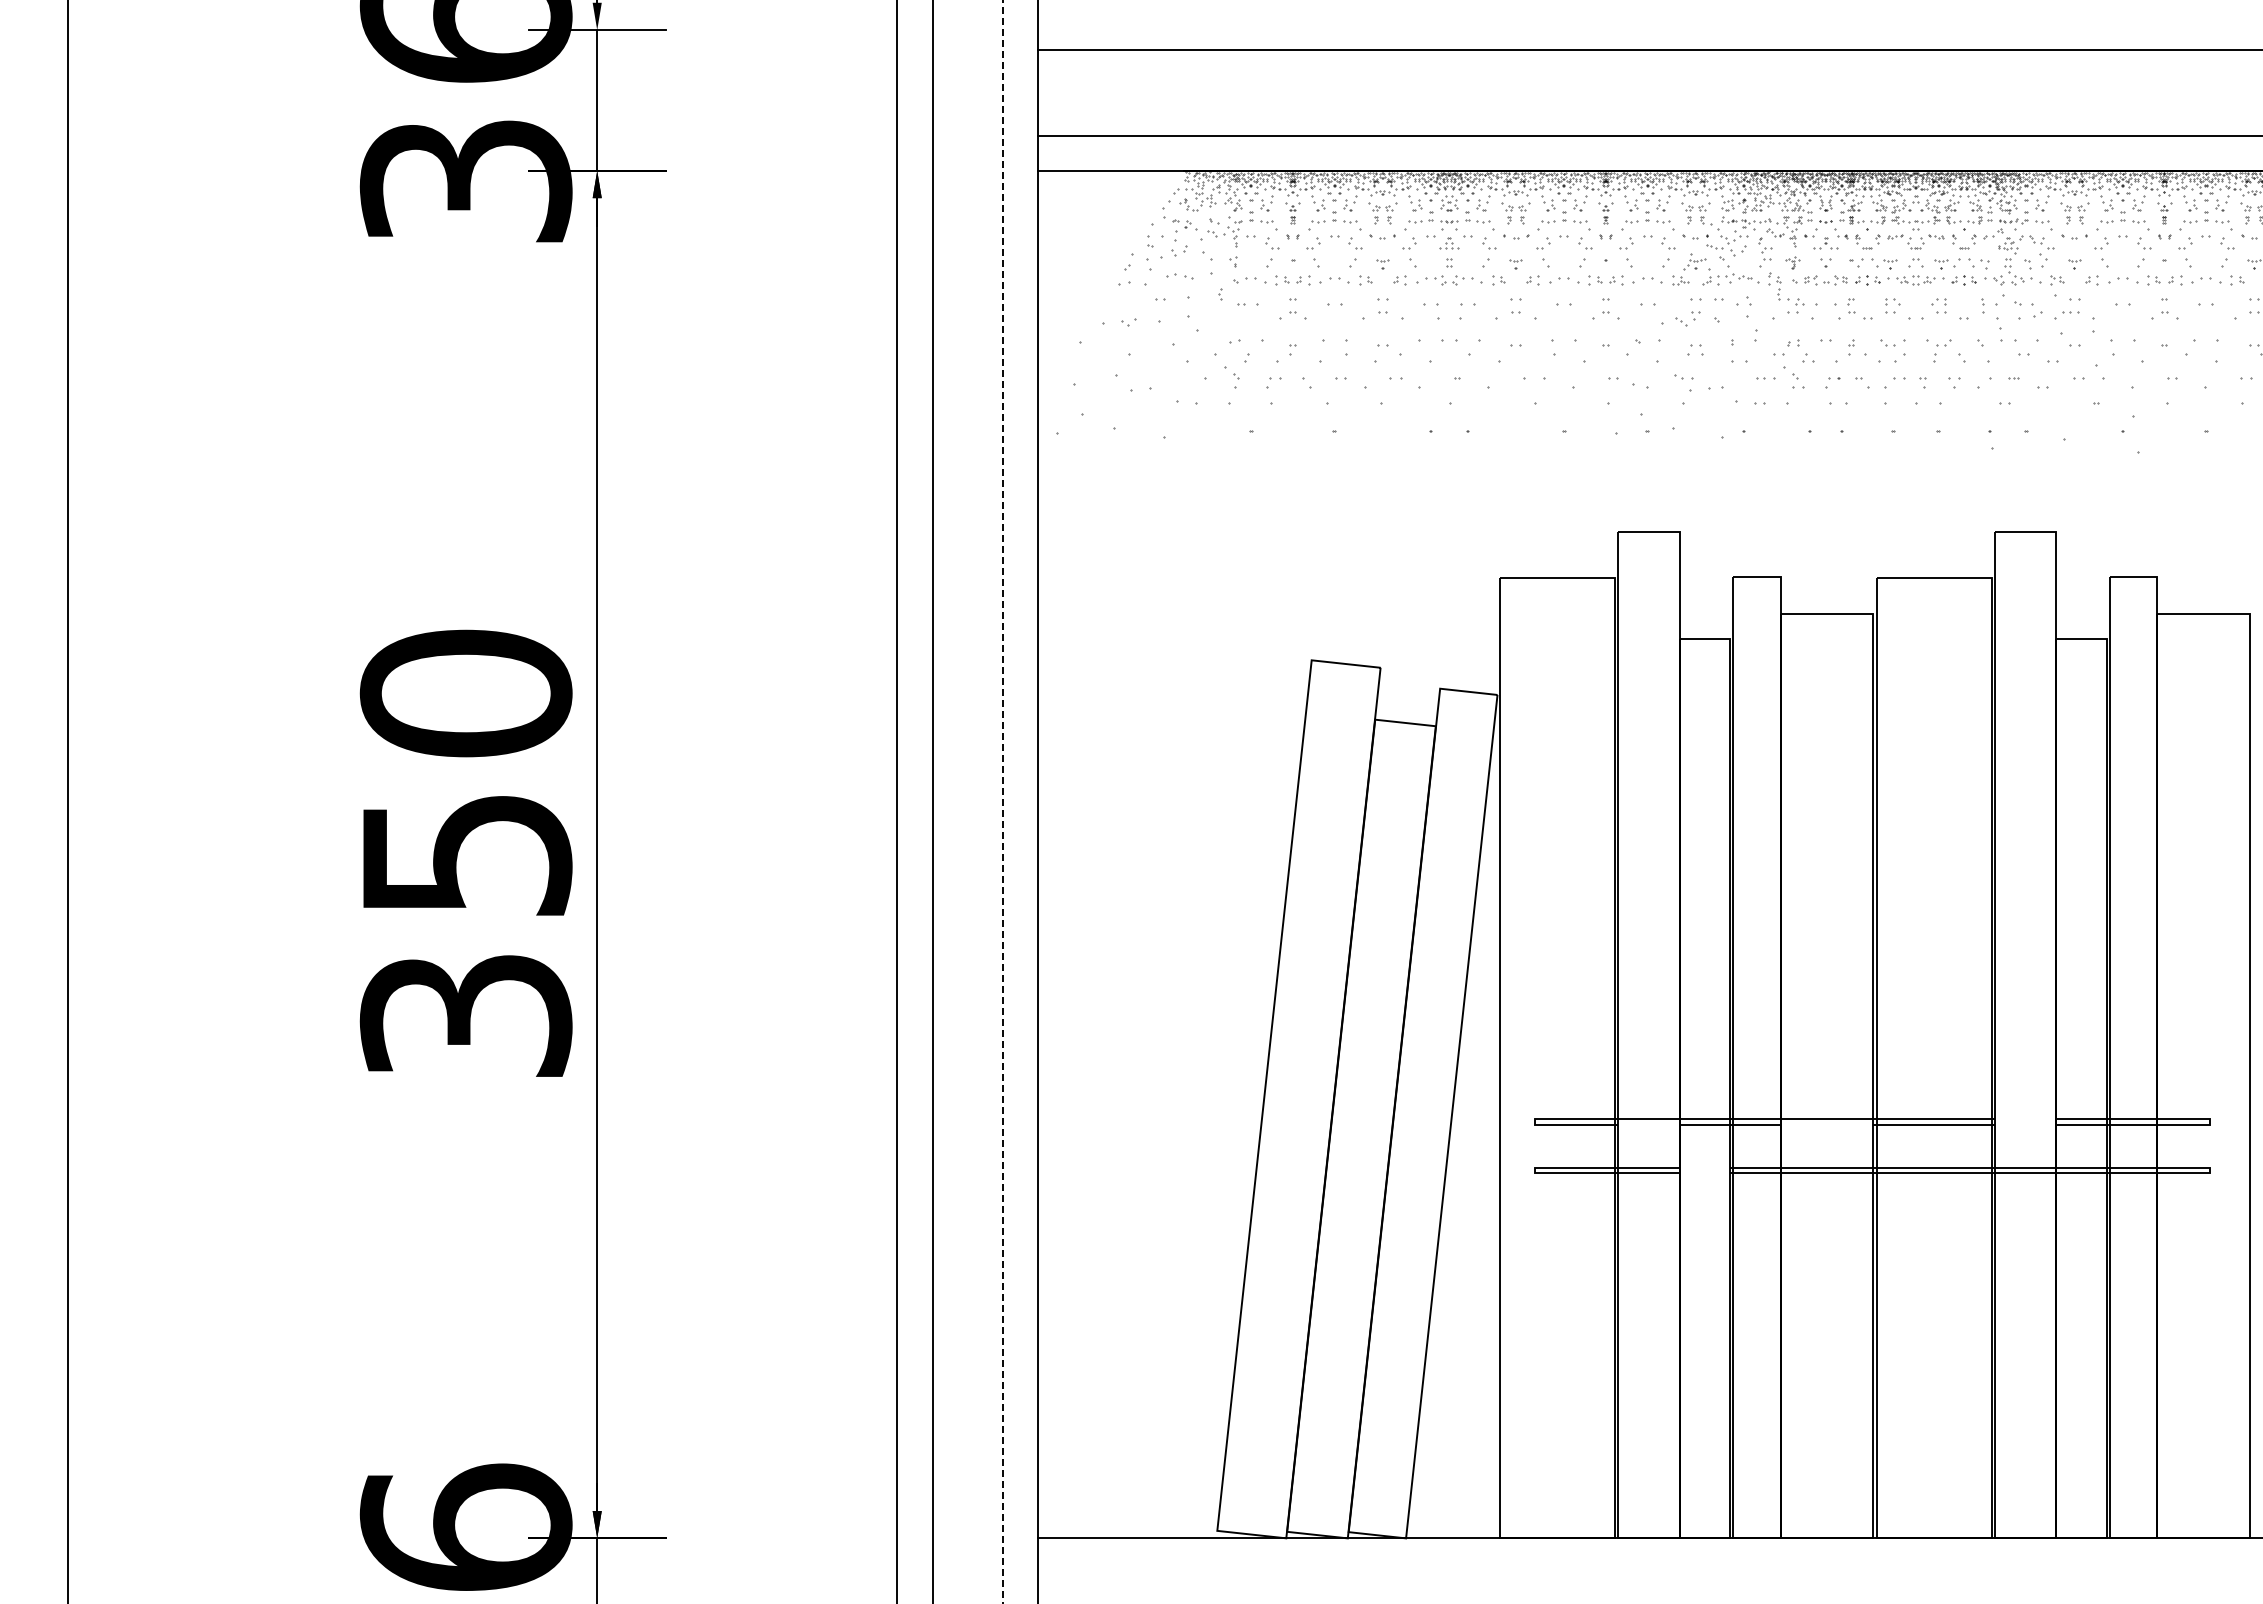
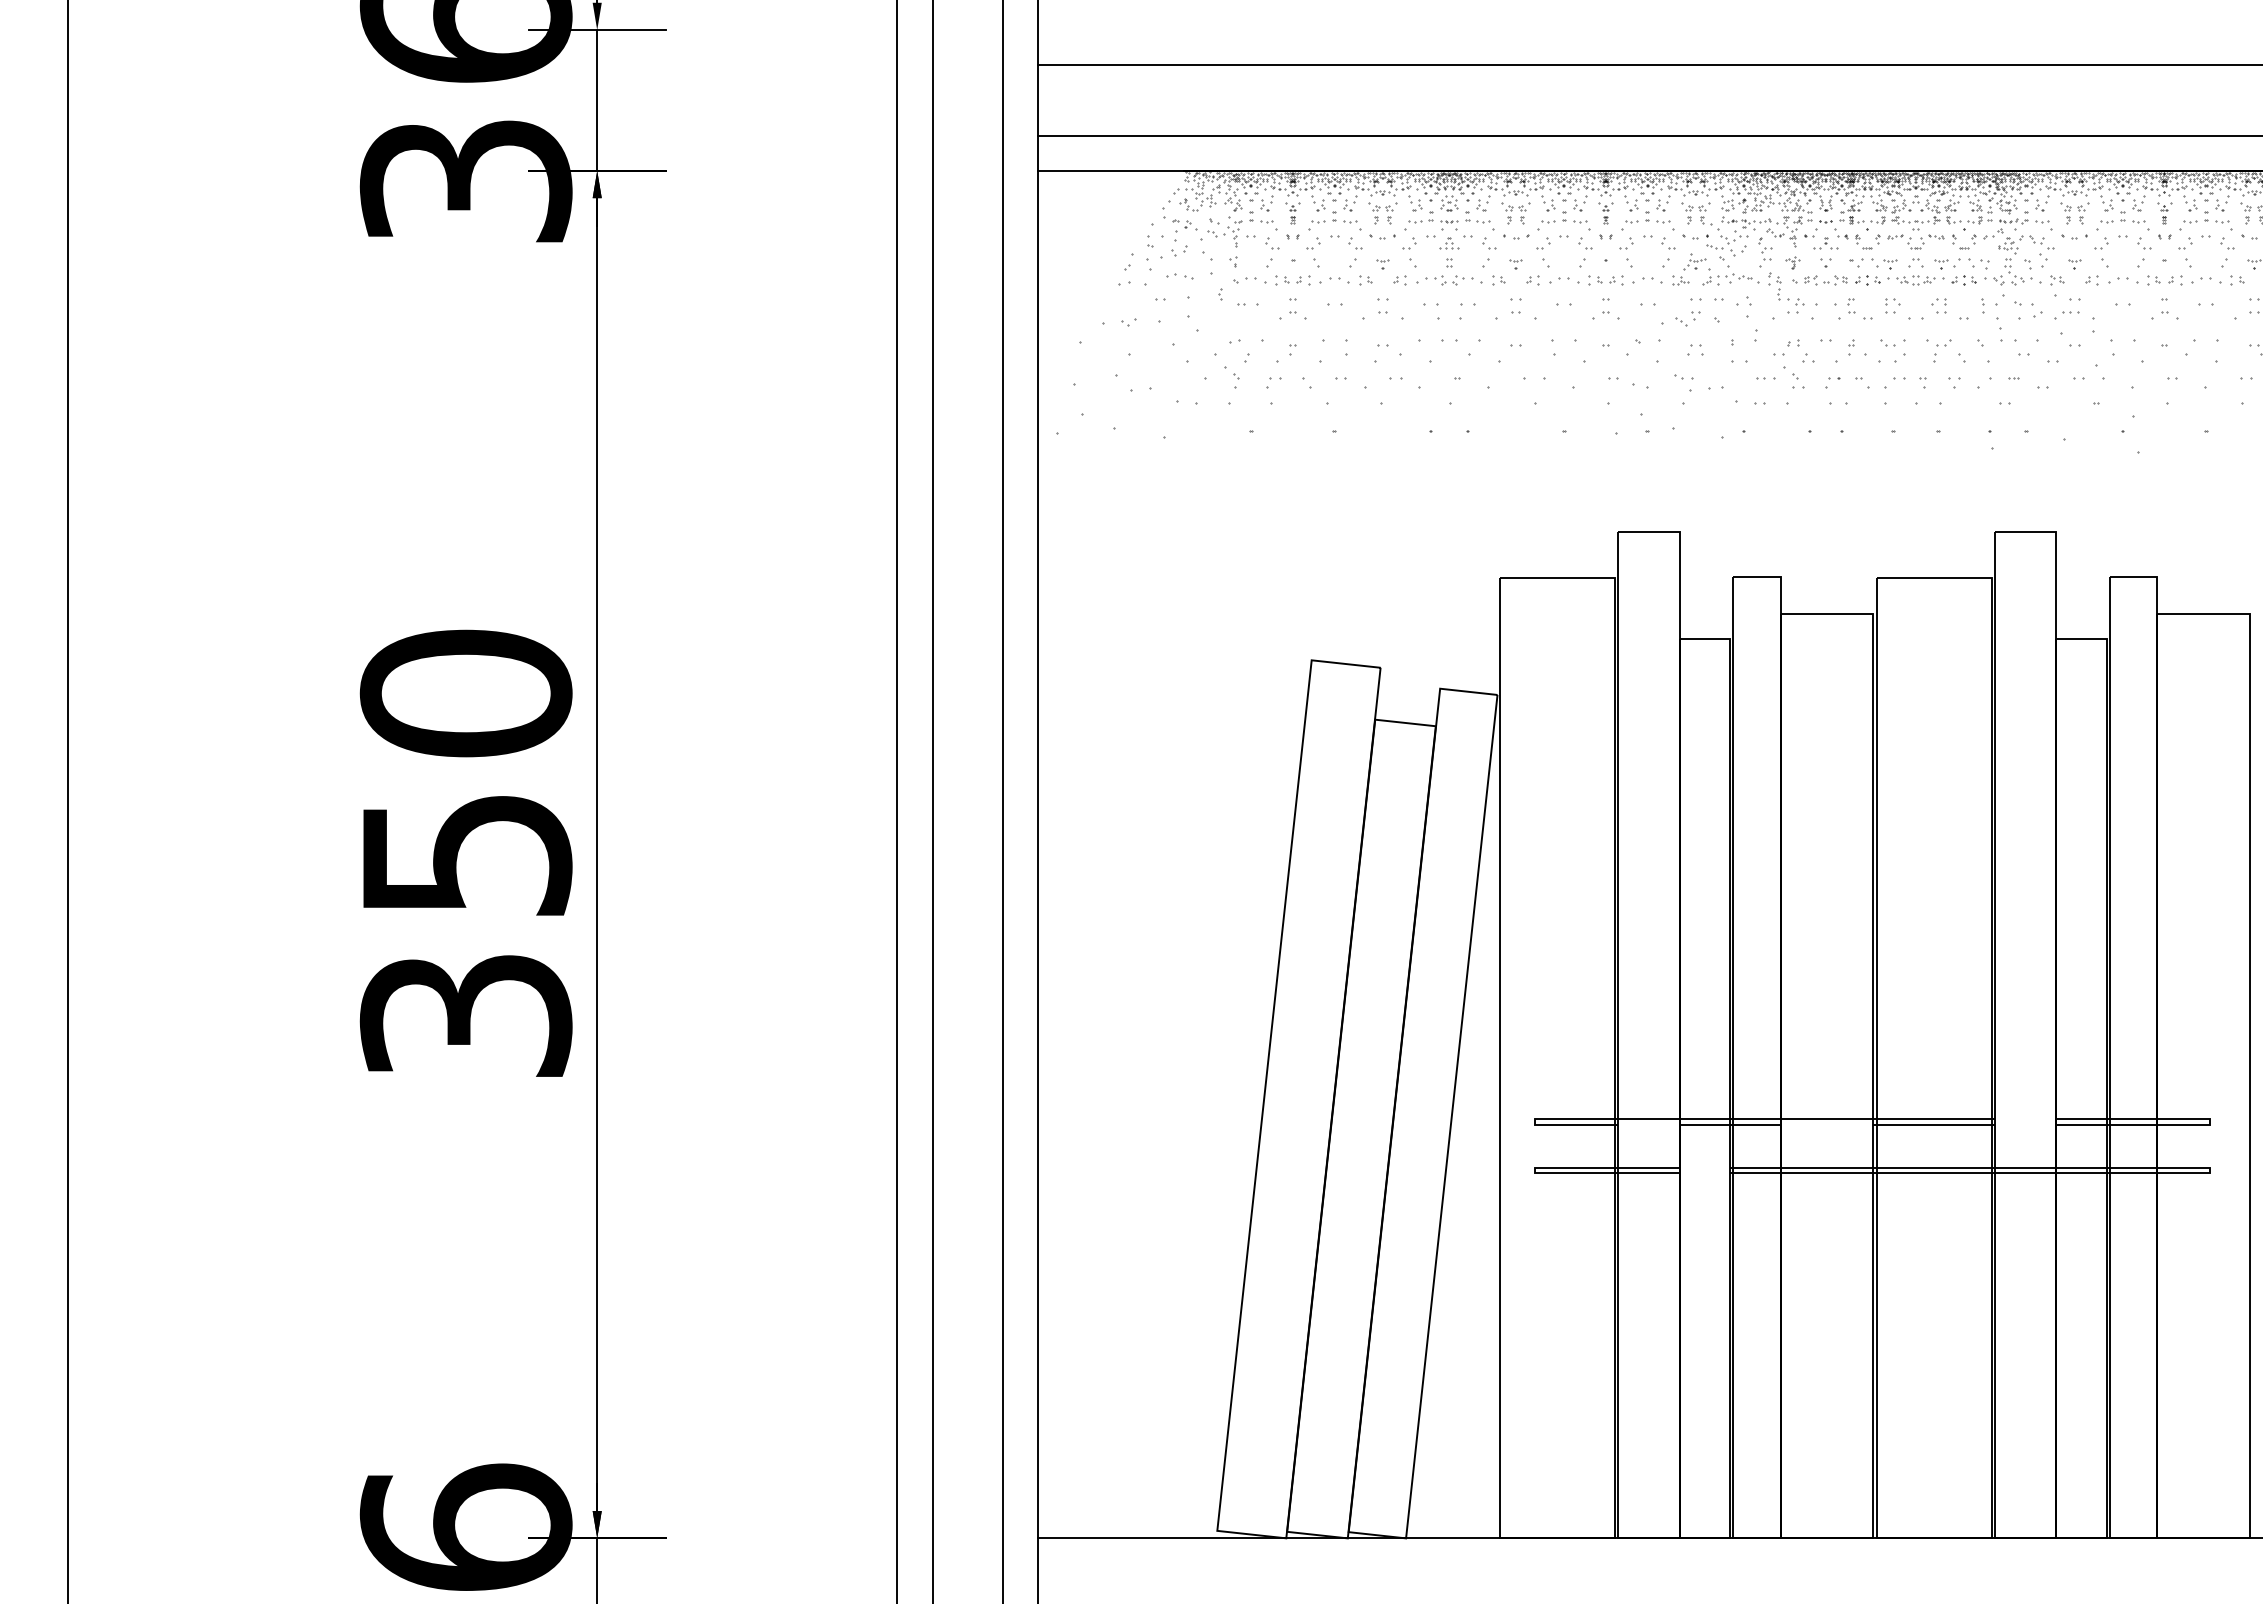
line position: (1648, 50) -> (1648, 65) (1648, 65)
line: dashed -> solid (1002, 802)
